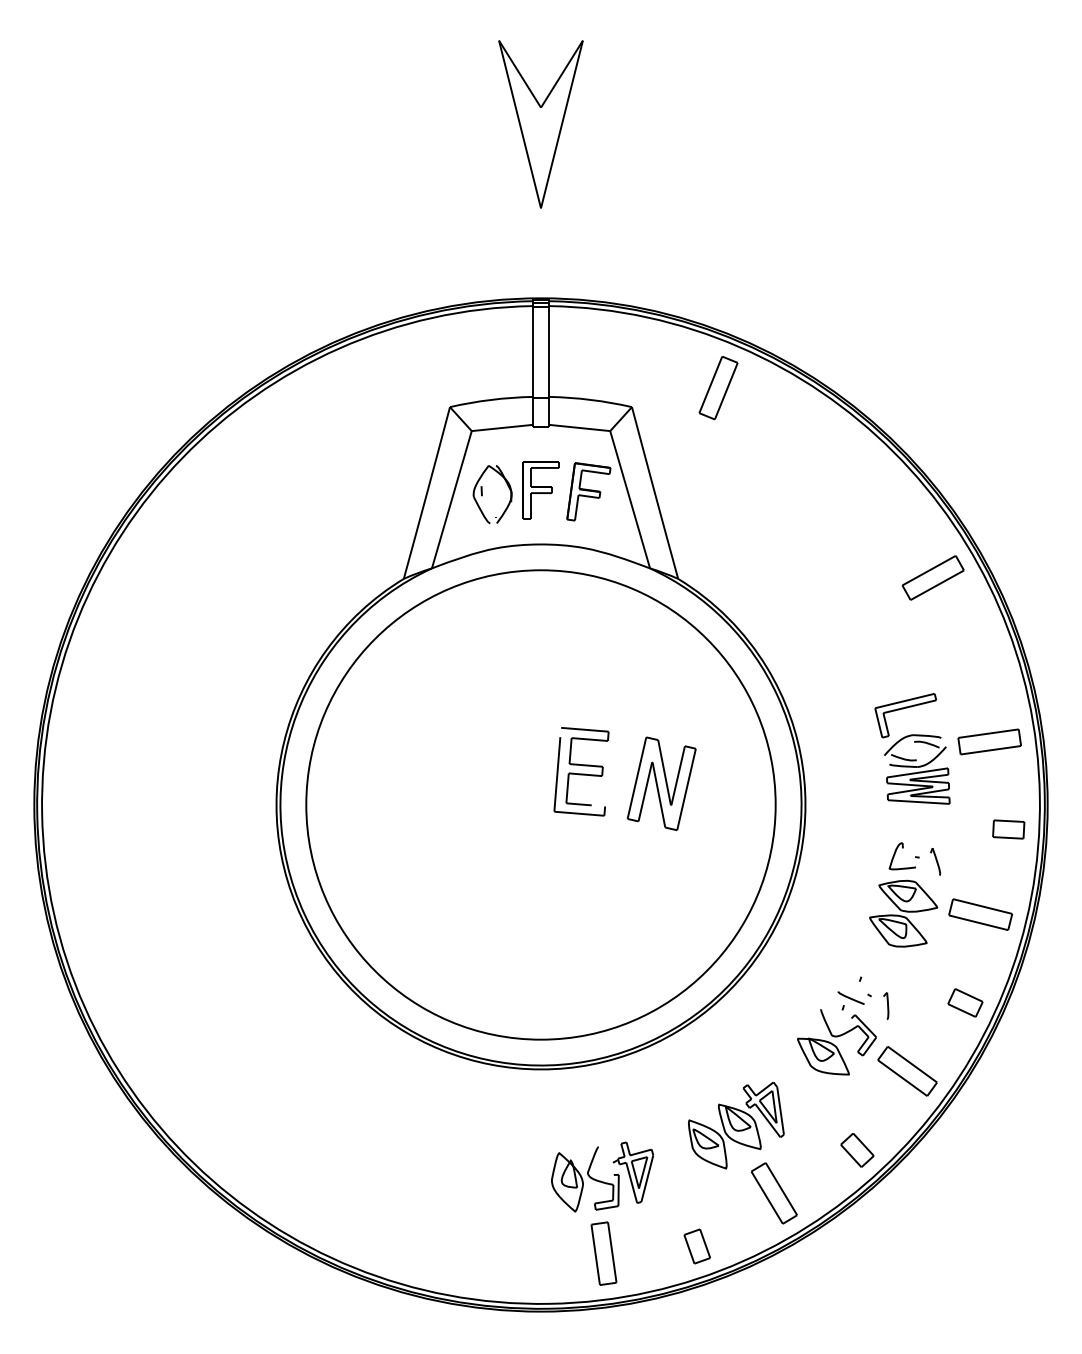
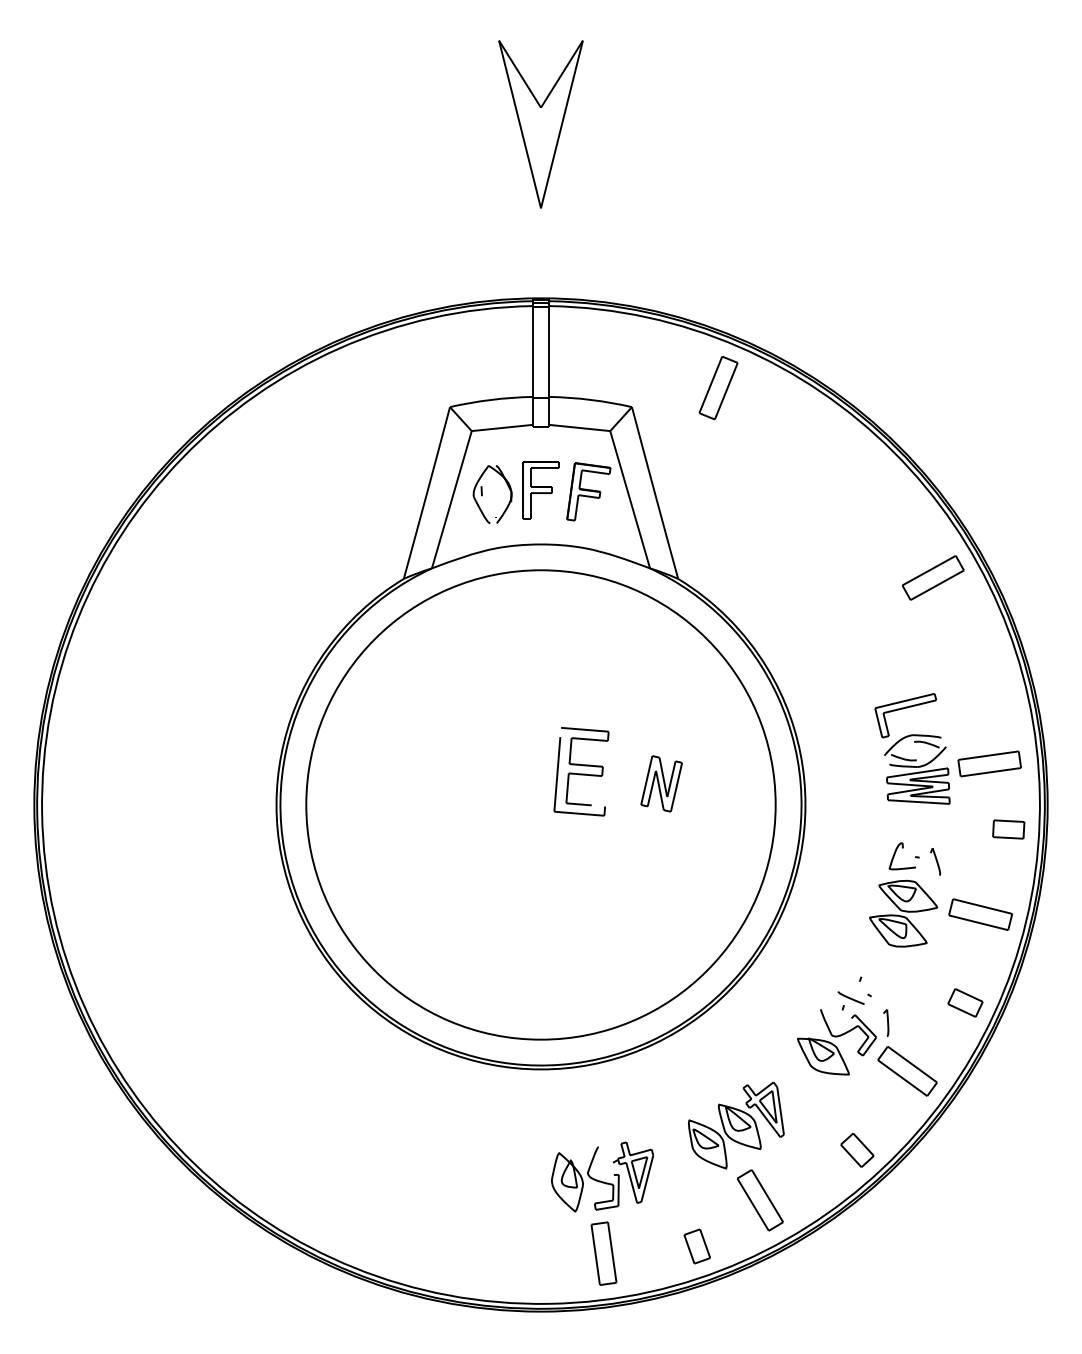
part position: (989, 741) -> (989, 763) (989, 763)
part size: 71x96 px -> 43x58 px (661, 783)
part position: (886, 1006) -> (886, 1023) (886, 1023)
part position: (773, 1193) -> (759, 1200) (759, 1200)
